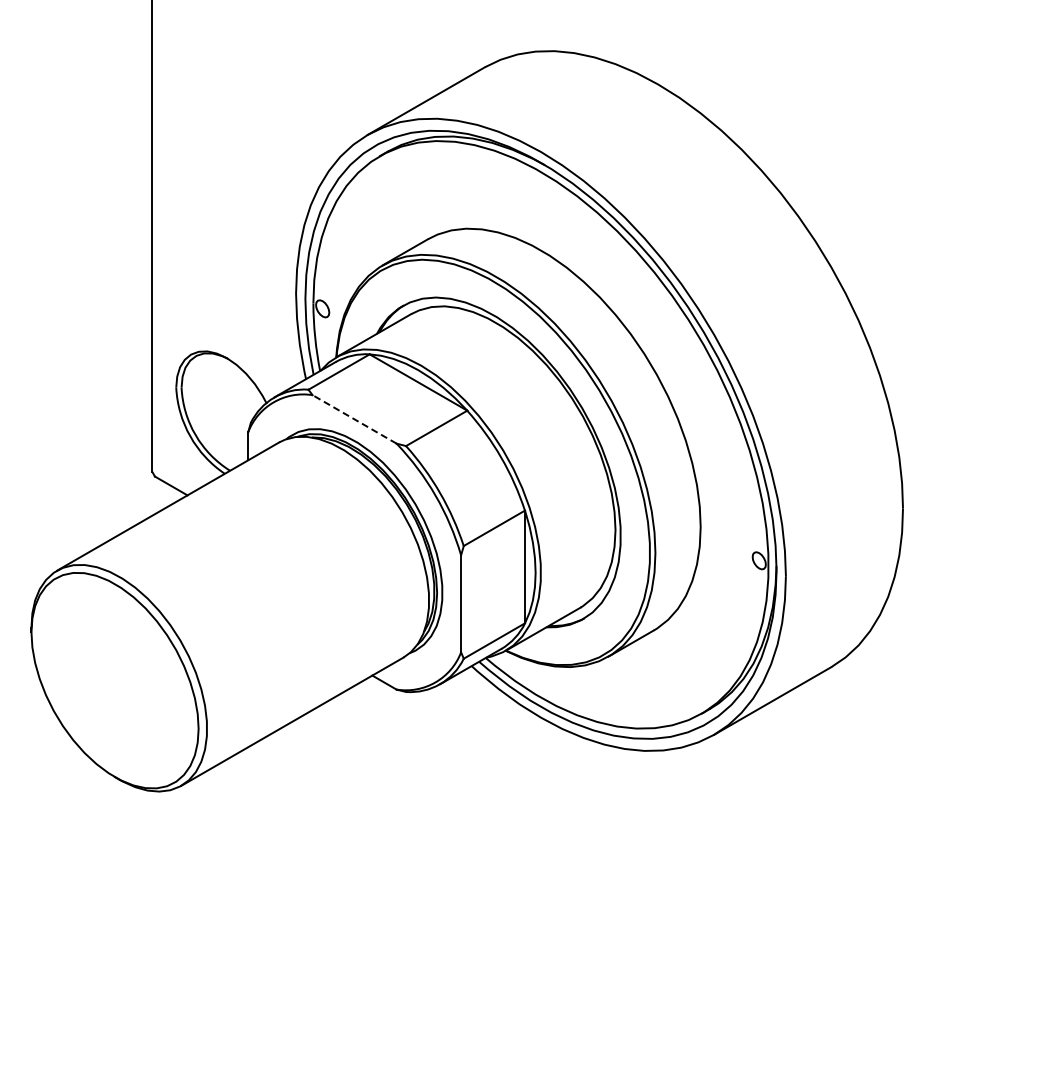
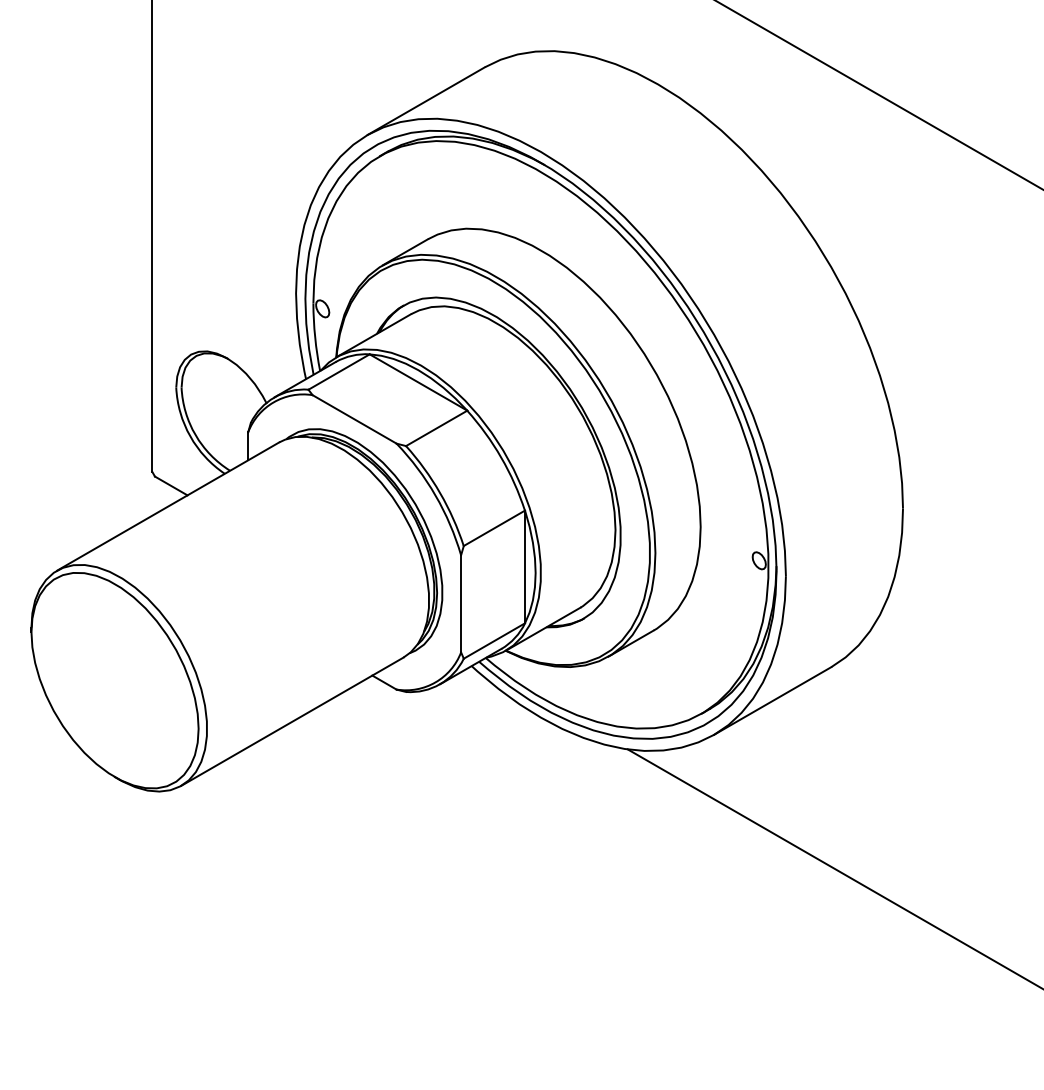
line: none -> present (879, 95)
line: dashed -> solid (354, 419)
line: none -> present (833, 868)
